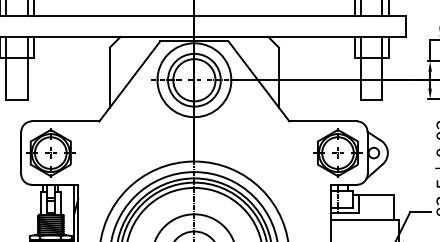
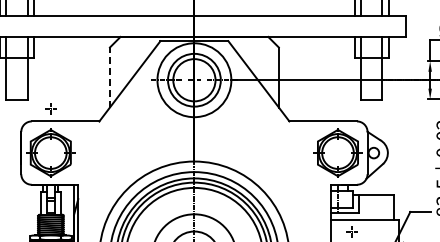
line: solid -> dashed (109, 77)
part position: (50, 152) -> (50, 108) (50, 108)
part position: (337, 152) -> (351, 231) (351, 231)
